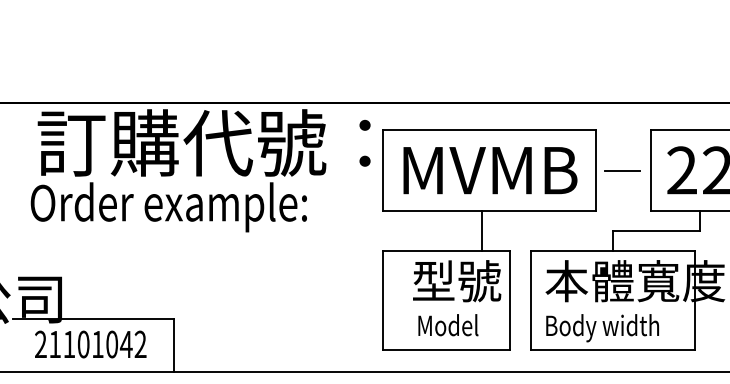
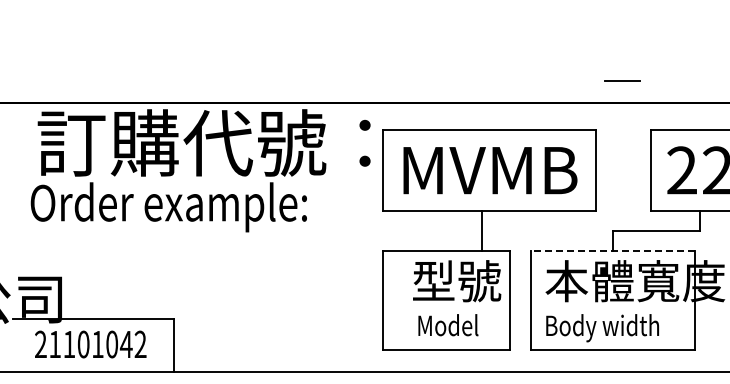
line position: (622, 170) -> (622, 80) (622, 80)
line: solid -> dashed (612, 251)
